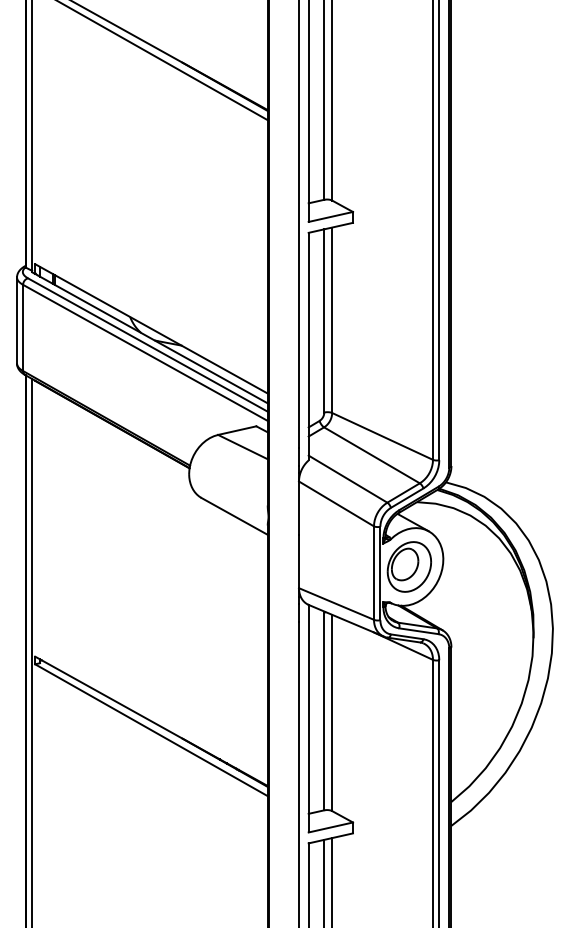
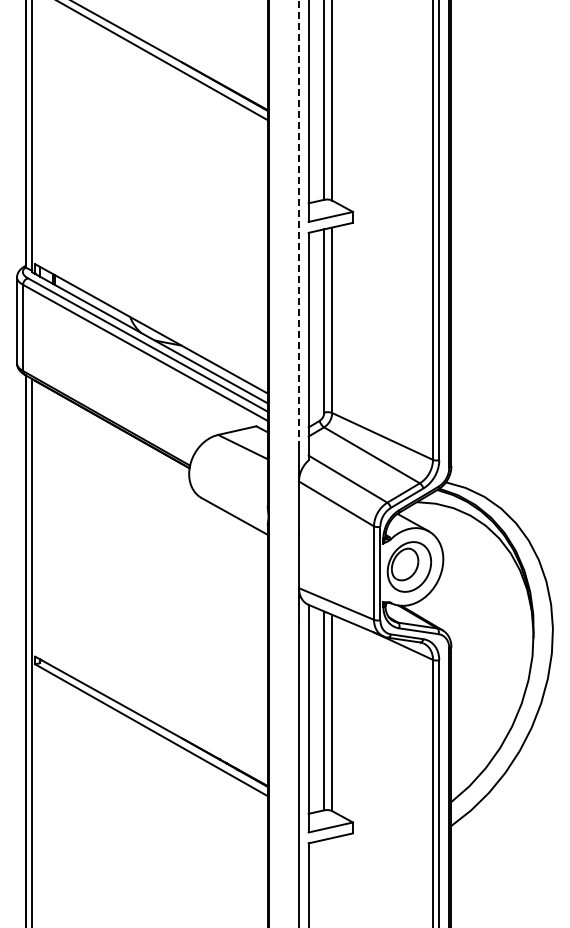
line: solid -> dashed (299, 223)
line: present -> none (324, 881)
line: present -> none (332, 881)
